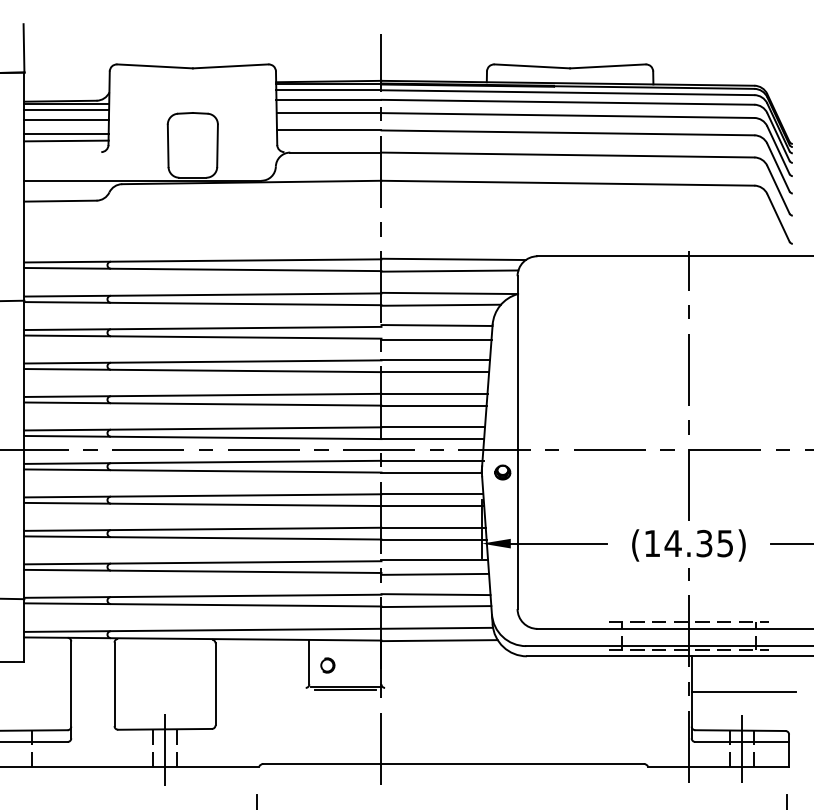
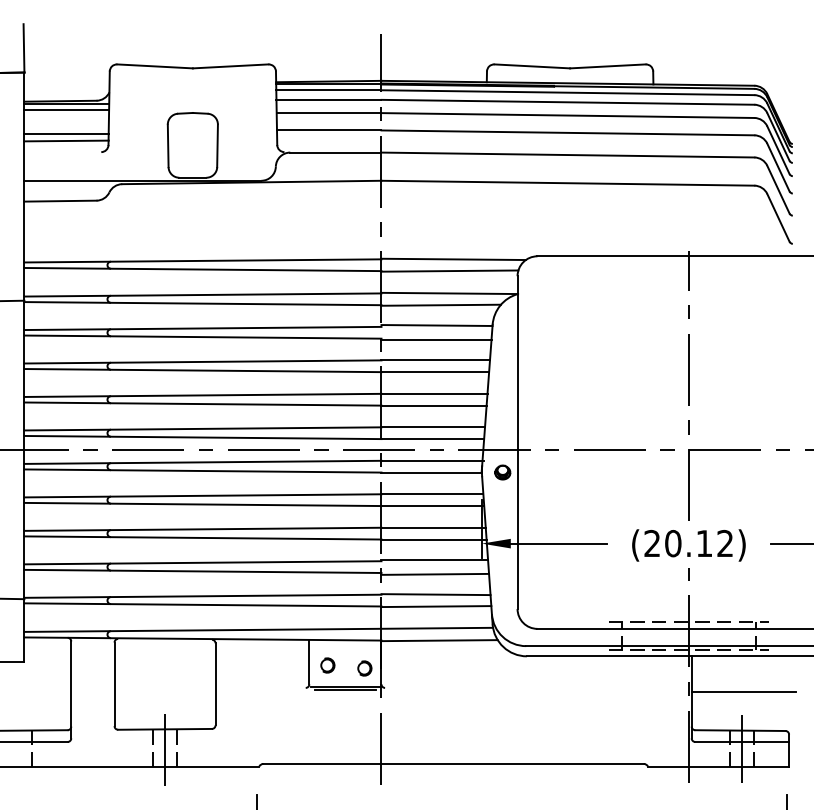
line: present -> none (66, 120)
text: (14.35) -> (20.12) (688, 543)
part: none -> present (364, 668)
